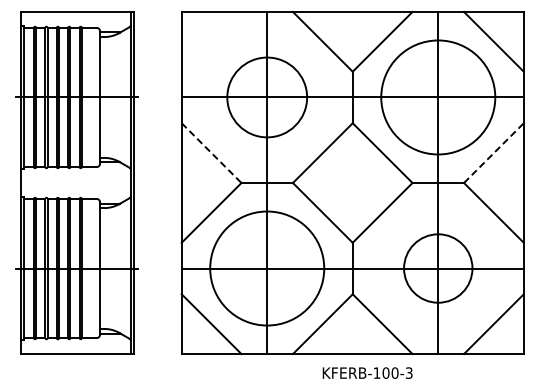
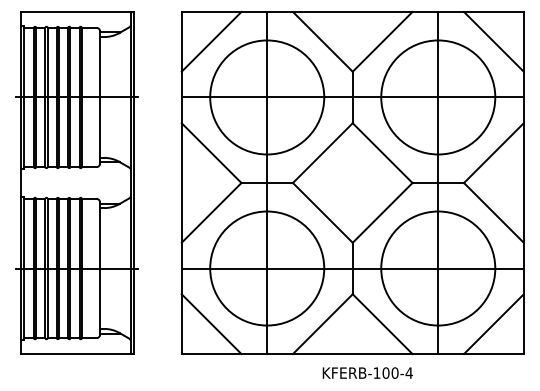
line: none -> present (211, 41)
circle diameter: 80 px -> 114 px (267, 97)
line: dashed -> solid (494, 152)
line: dashed -> solid (211, 153)
circle diameter: 68 px -> 114 px (438, 268)
text: KFERB-100-3 -> KFERB-100-4 (408, 372)
